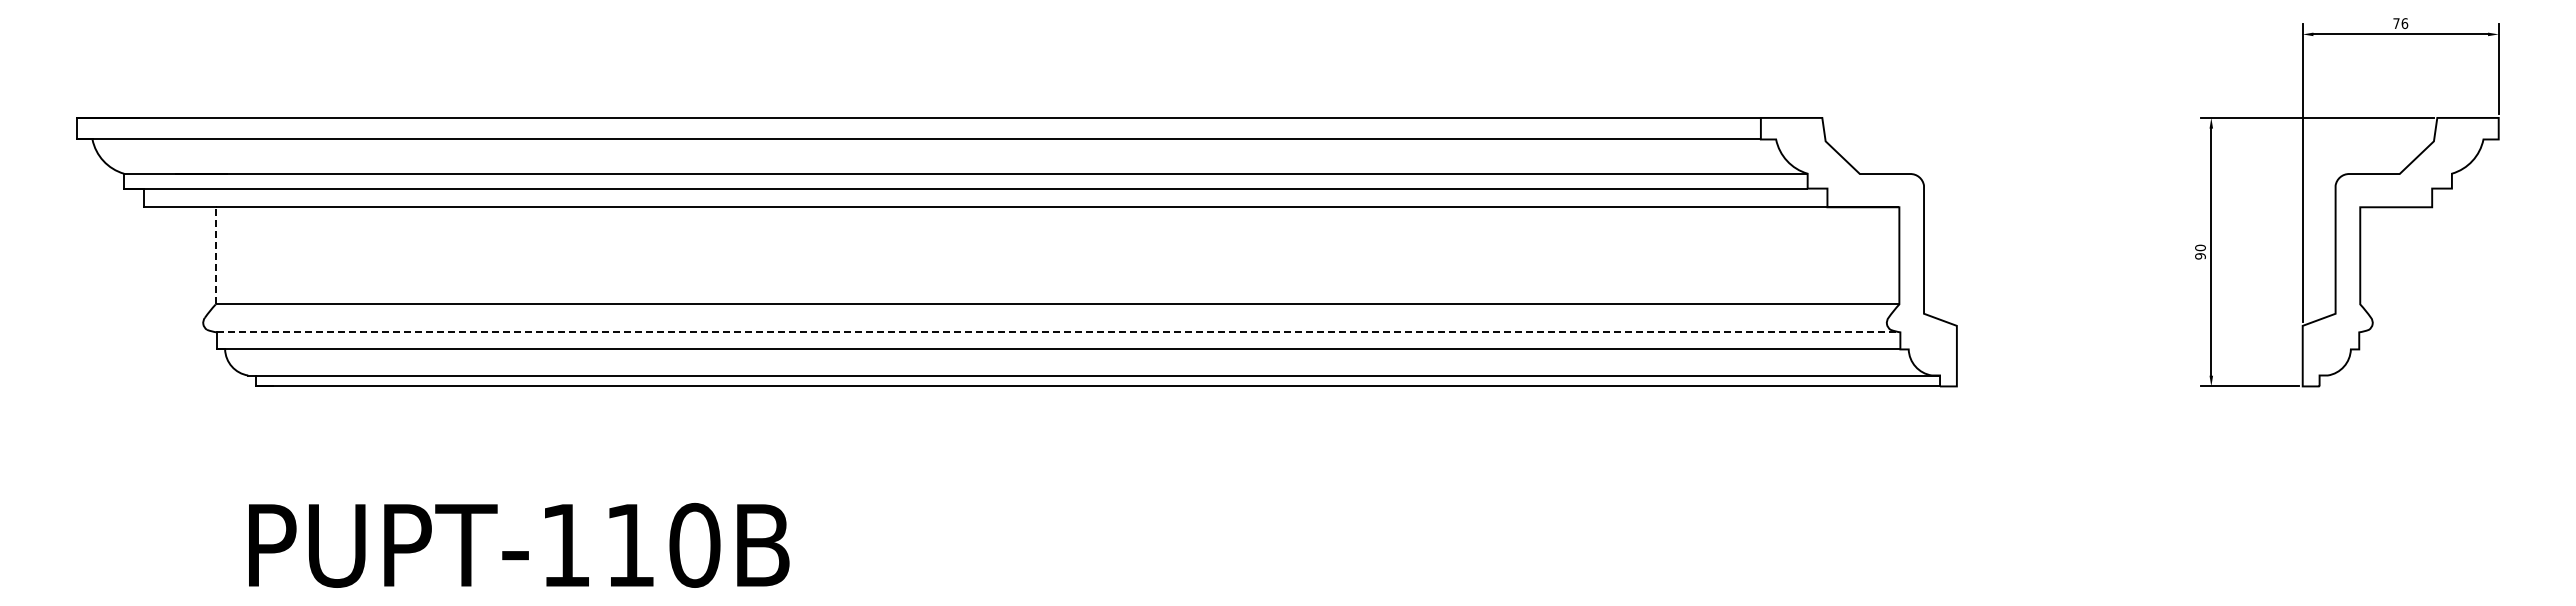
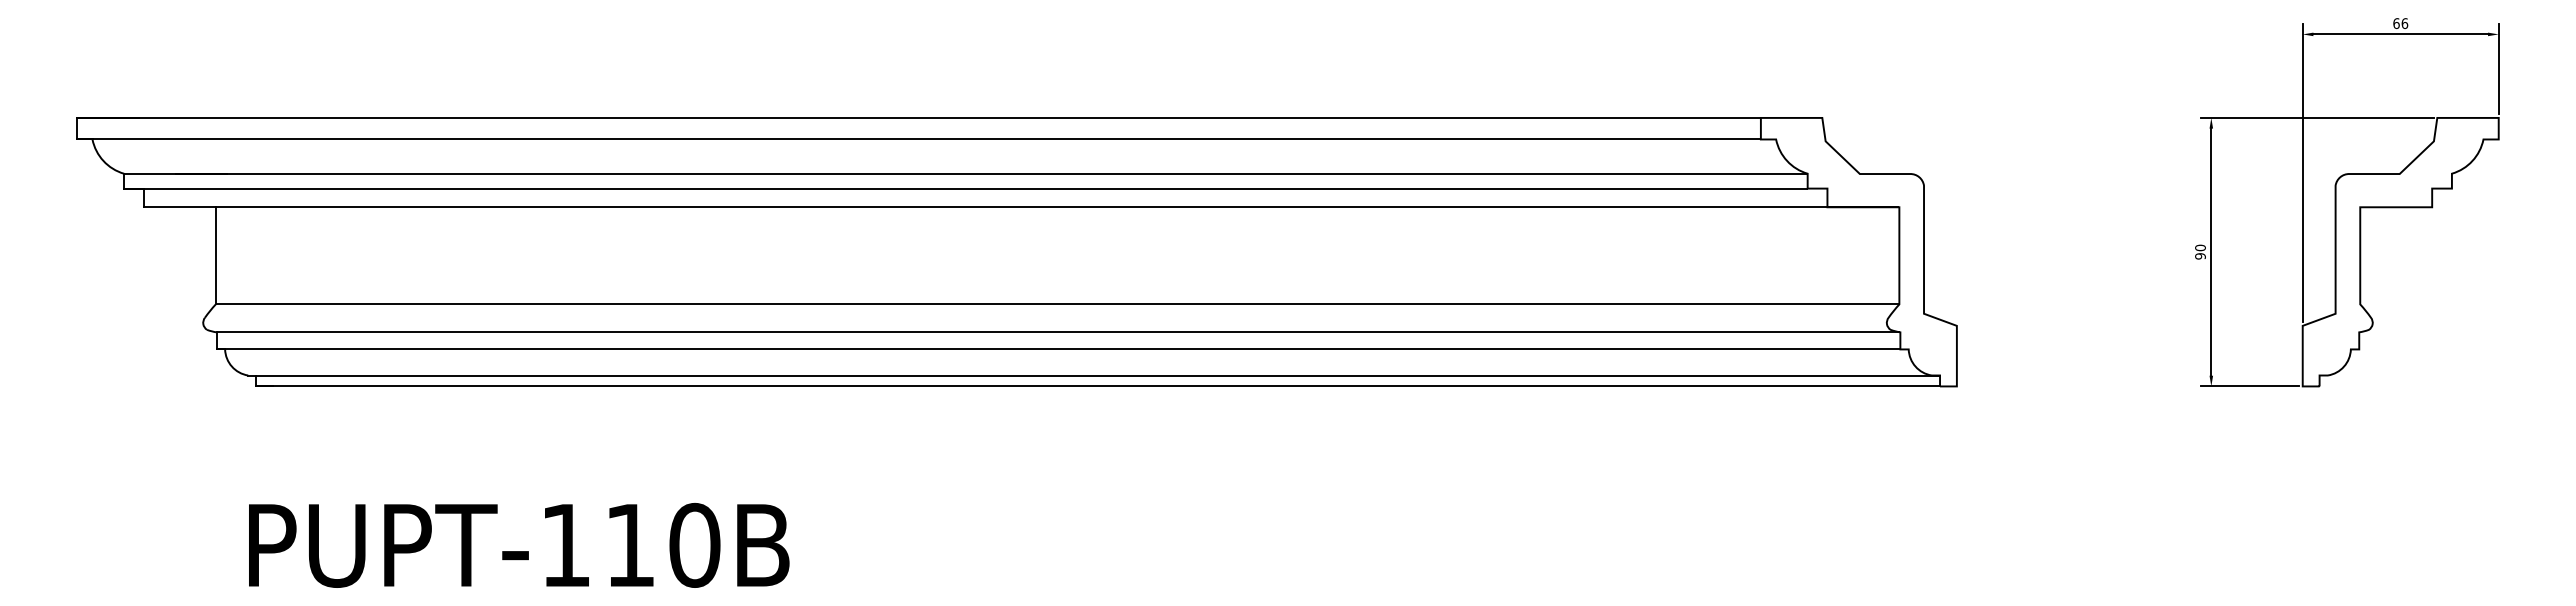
text: 76 -> 66 (2396, 23)
line: dashed -> solid (215, 255)
line: dashed -> solid (1058, 332)
